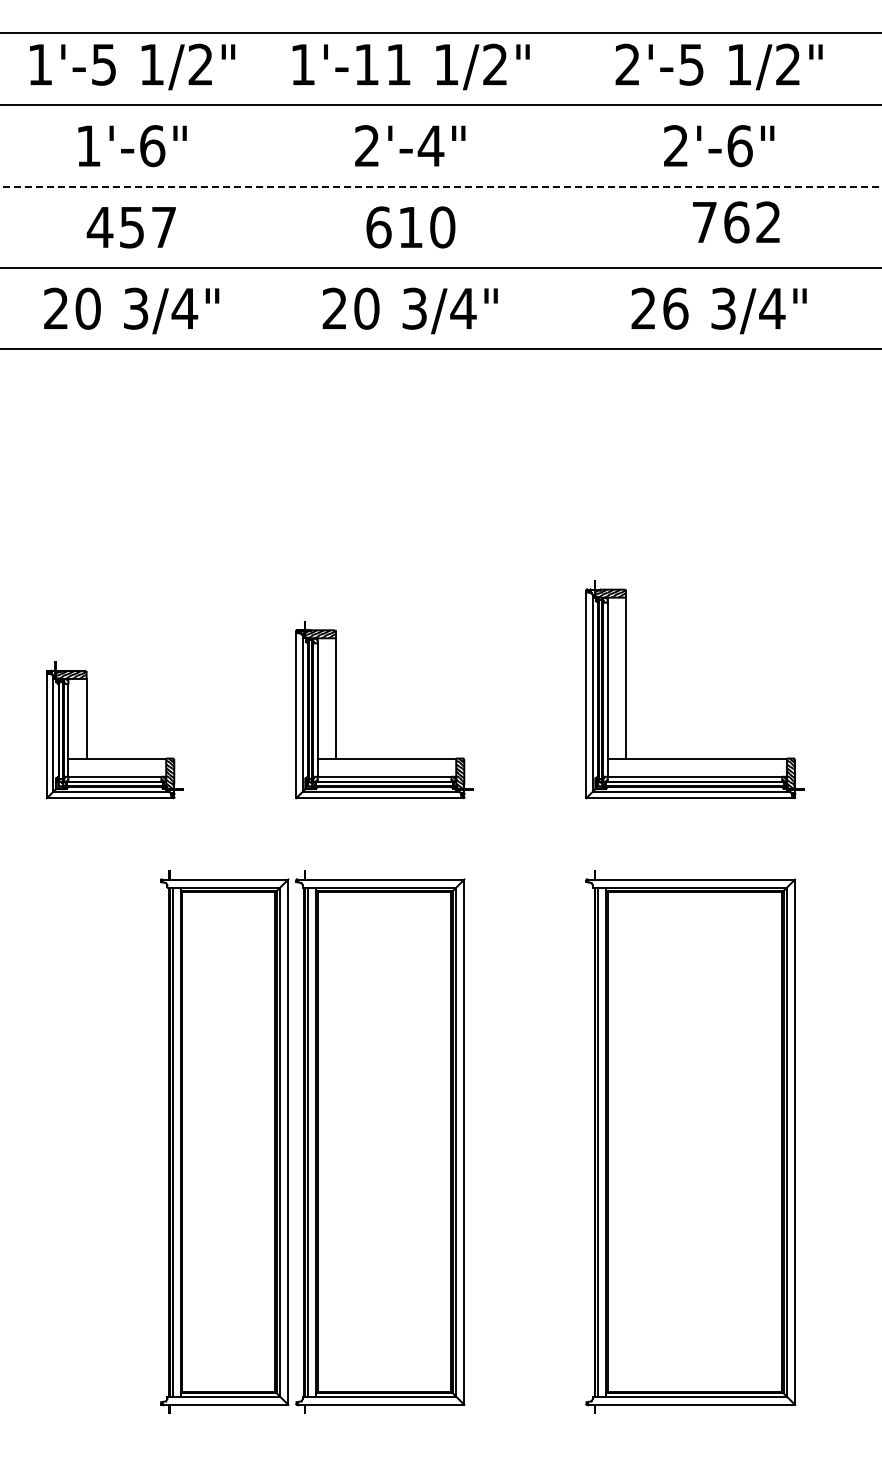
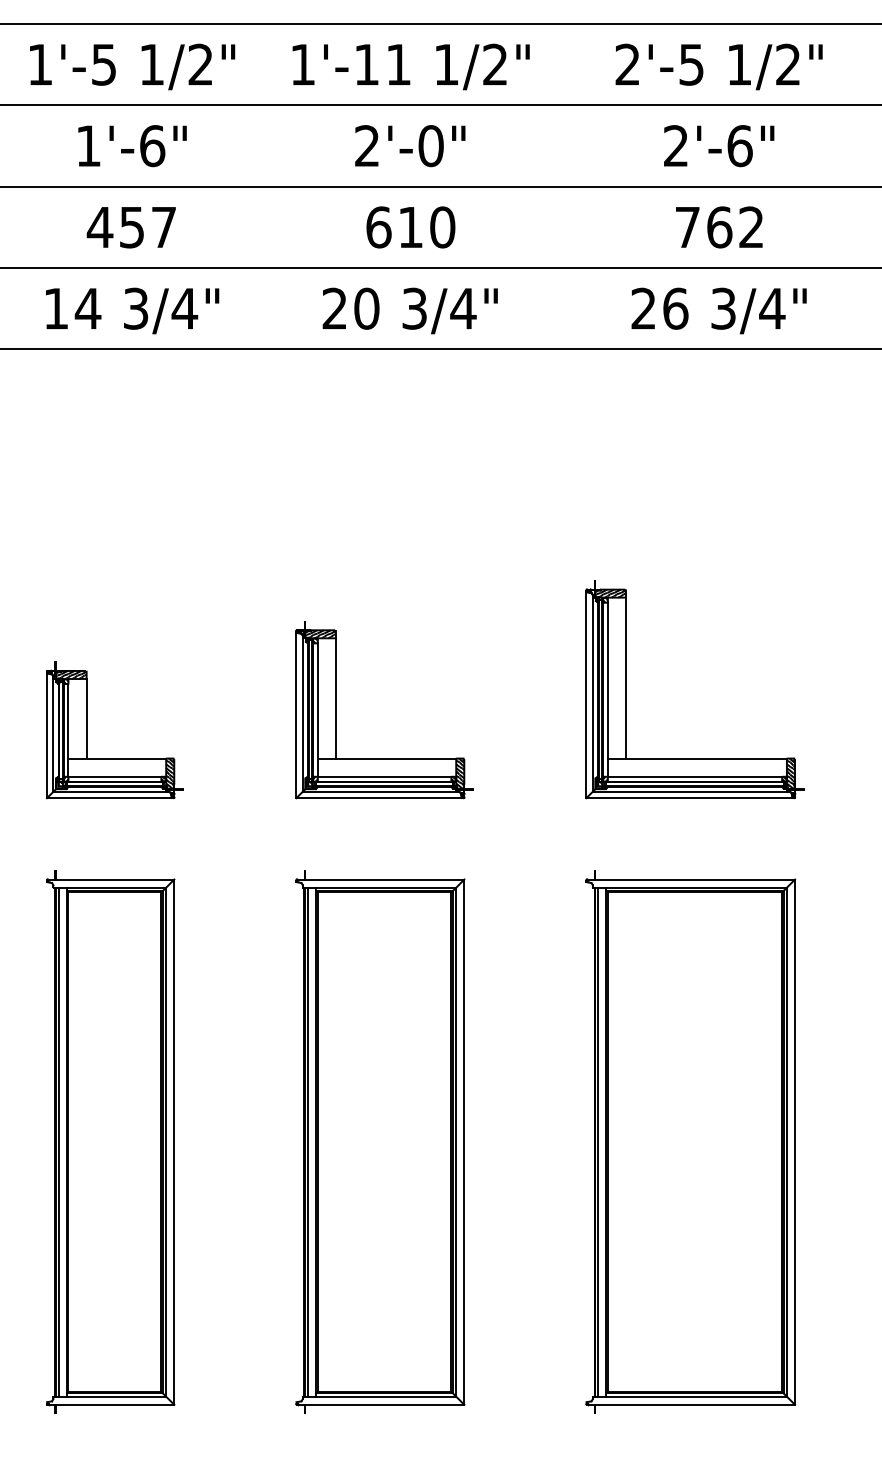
line position: (440, 33) -> (440, 24) (440, 24)
text: 2'-4" -> 2'-0" (430, 146)
line: dashed -> solid (440, 186)
text position: (736, 222) -> (719, 227) (719, 227)
text: 20 -> 14 (72, 308)
part position: (224, 1141) -> (110, 1141) (110, 1141)
